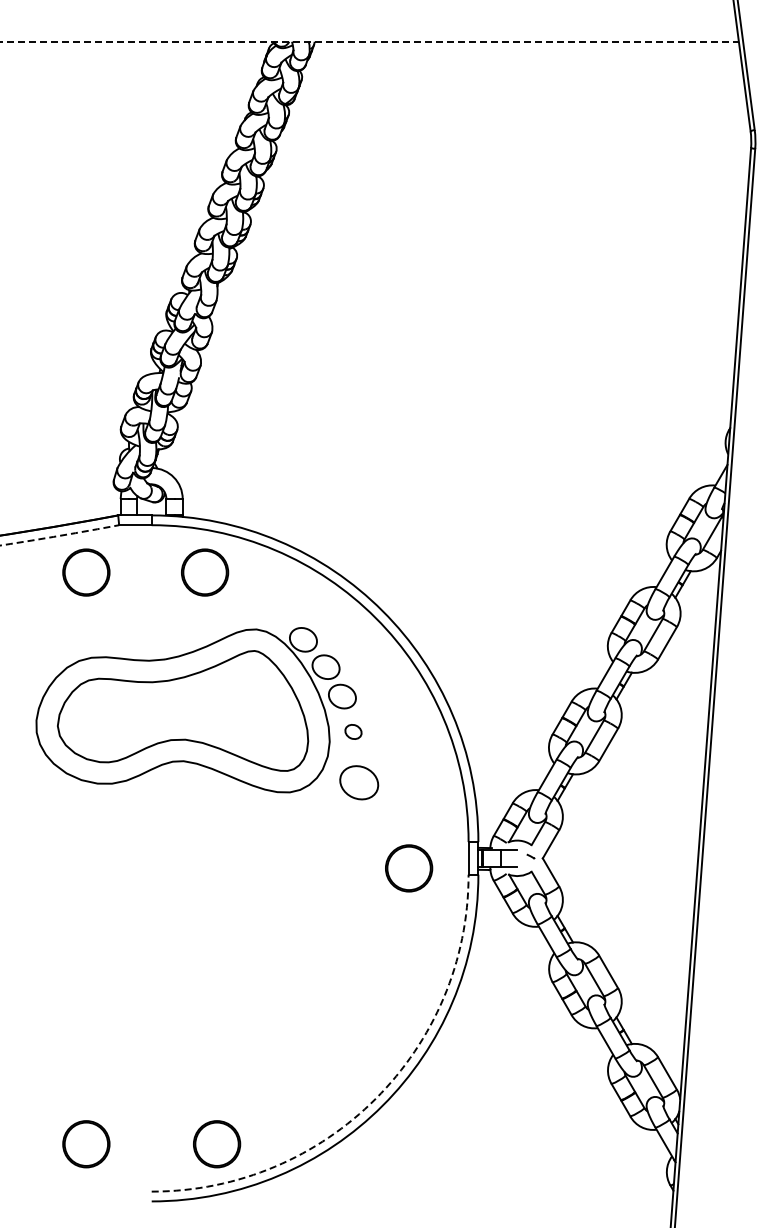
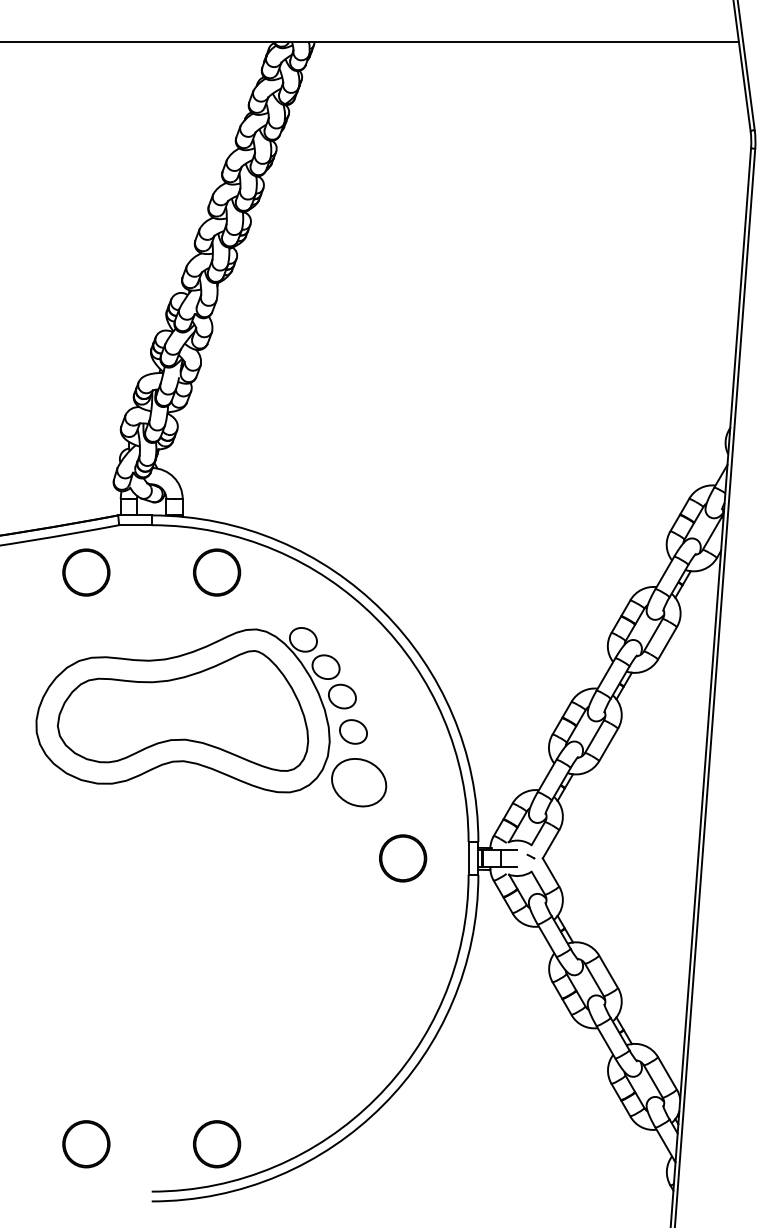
line: dashed -> solid (369, 41)
arc: dashed -> solid (60, 535)
part position: (205, 572) -> (217, 572) (217, 572)
part size: 19x16 px -> 29x26 px (353, 731)
part size: 41x36 px -> 57x50 px (359, 782)
part position: (409, 868) -> (403, 858) (403, 858)
arc: dashed -> solid (375, 1098)
